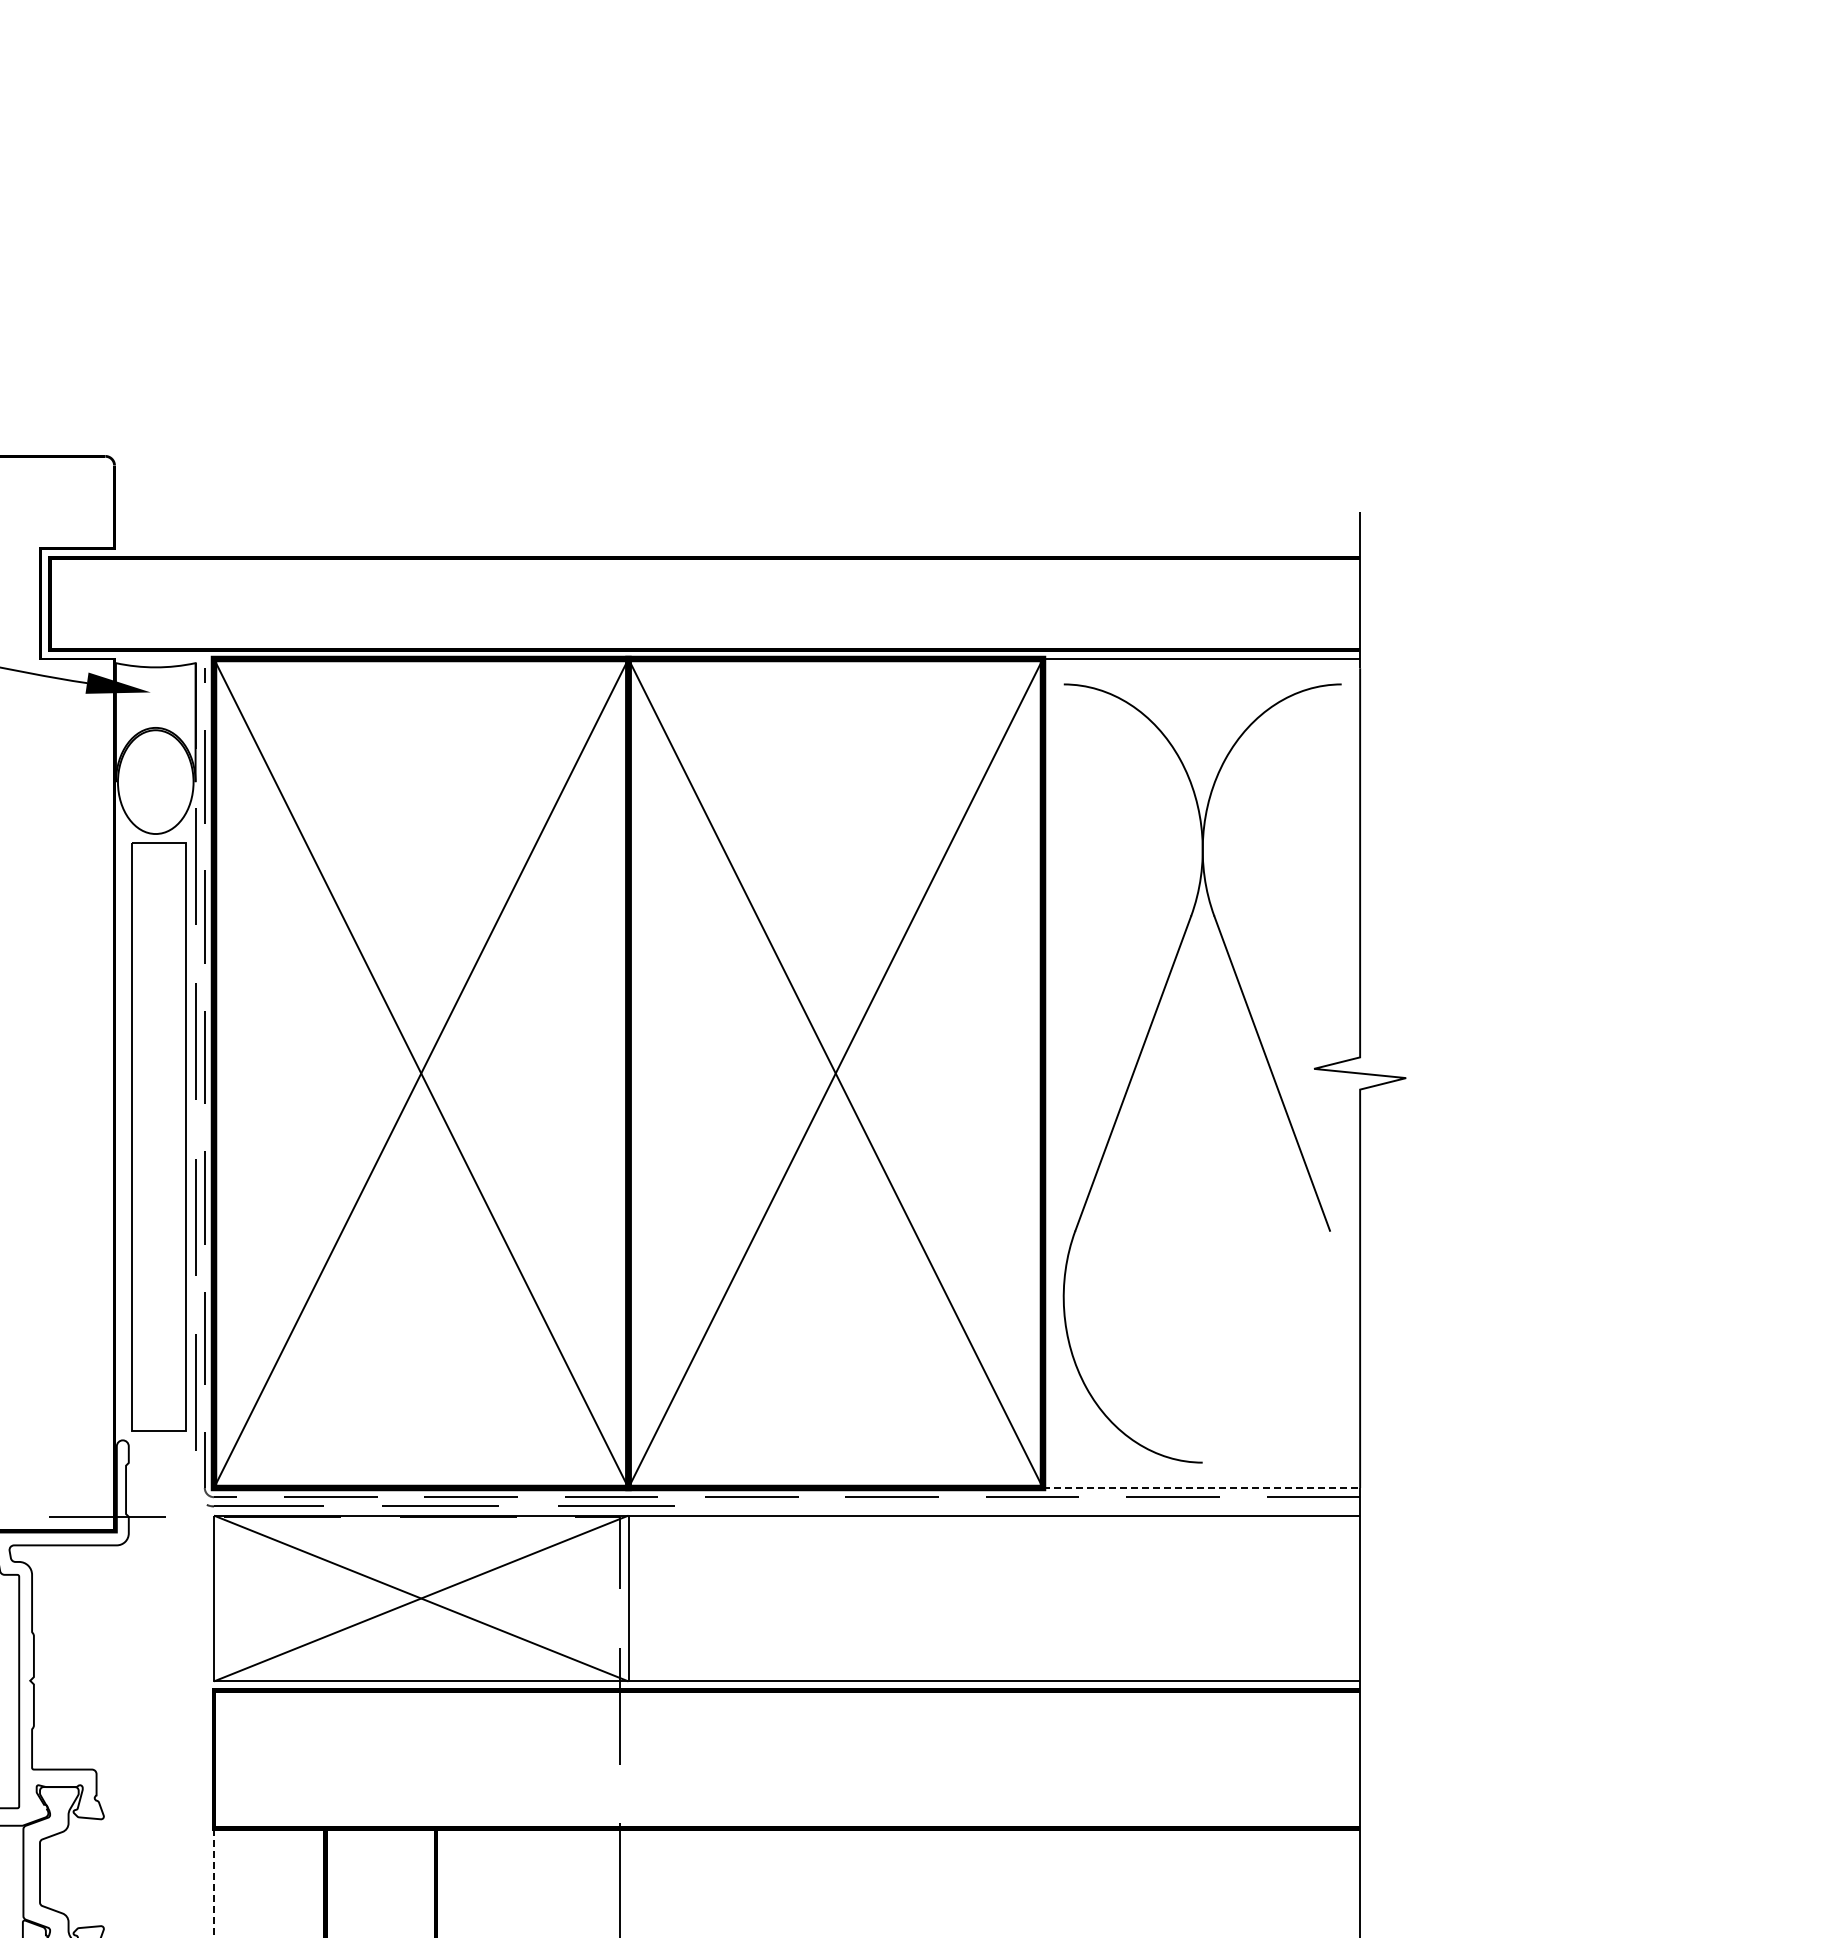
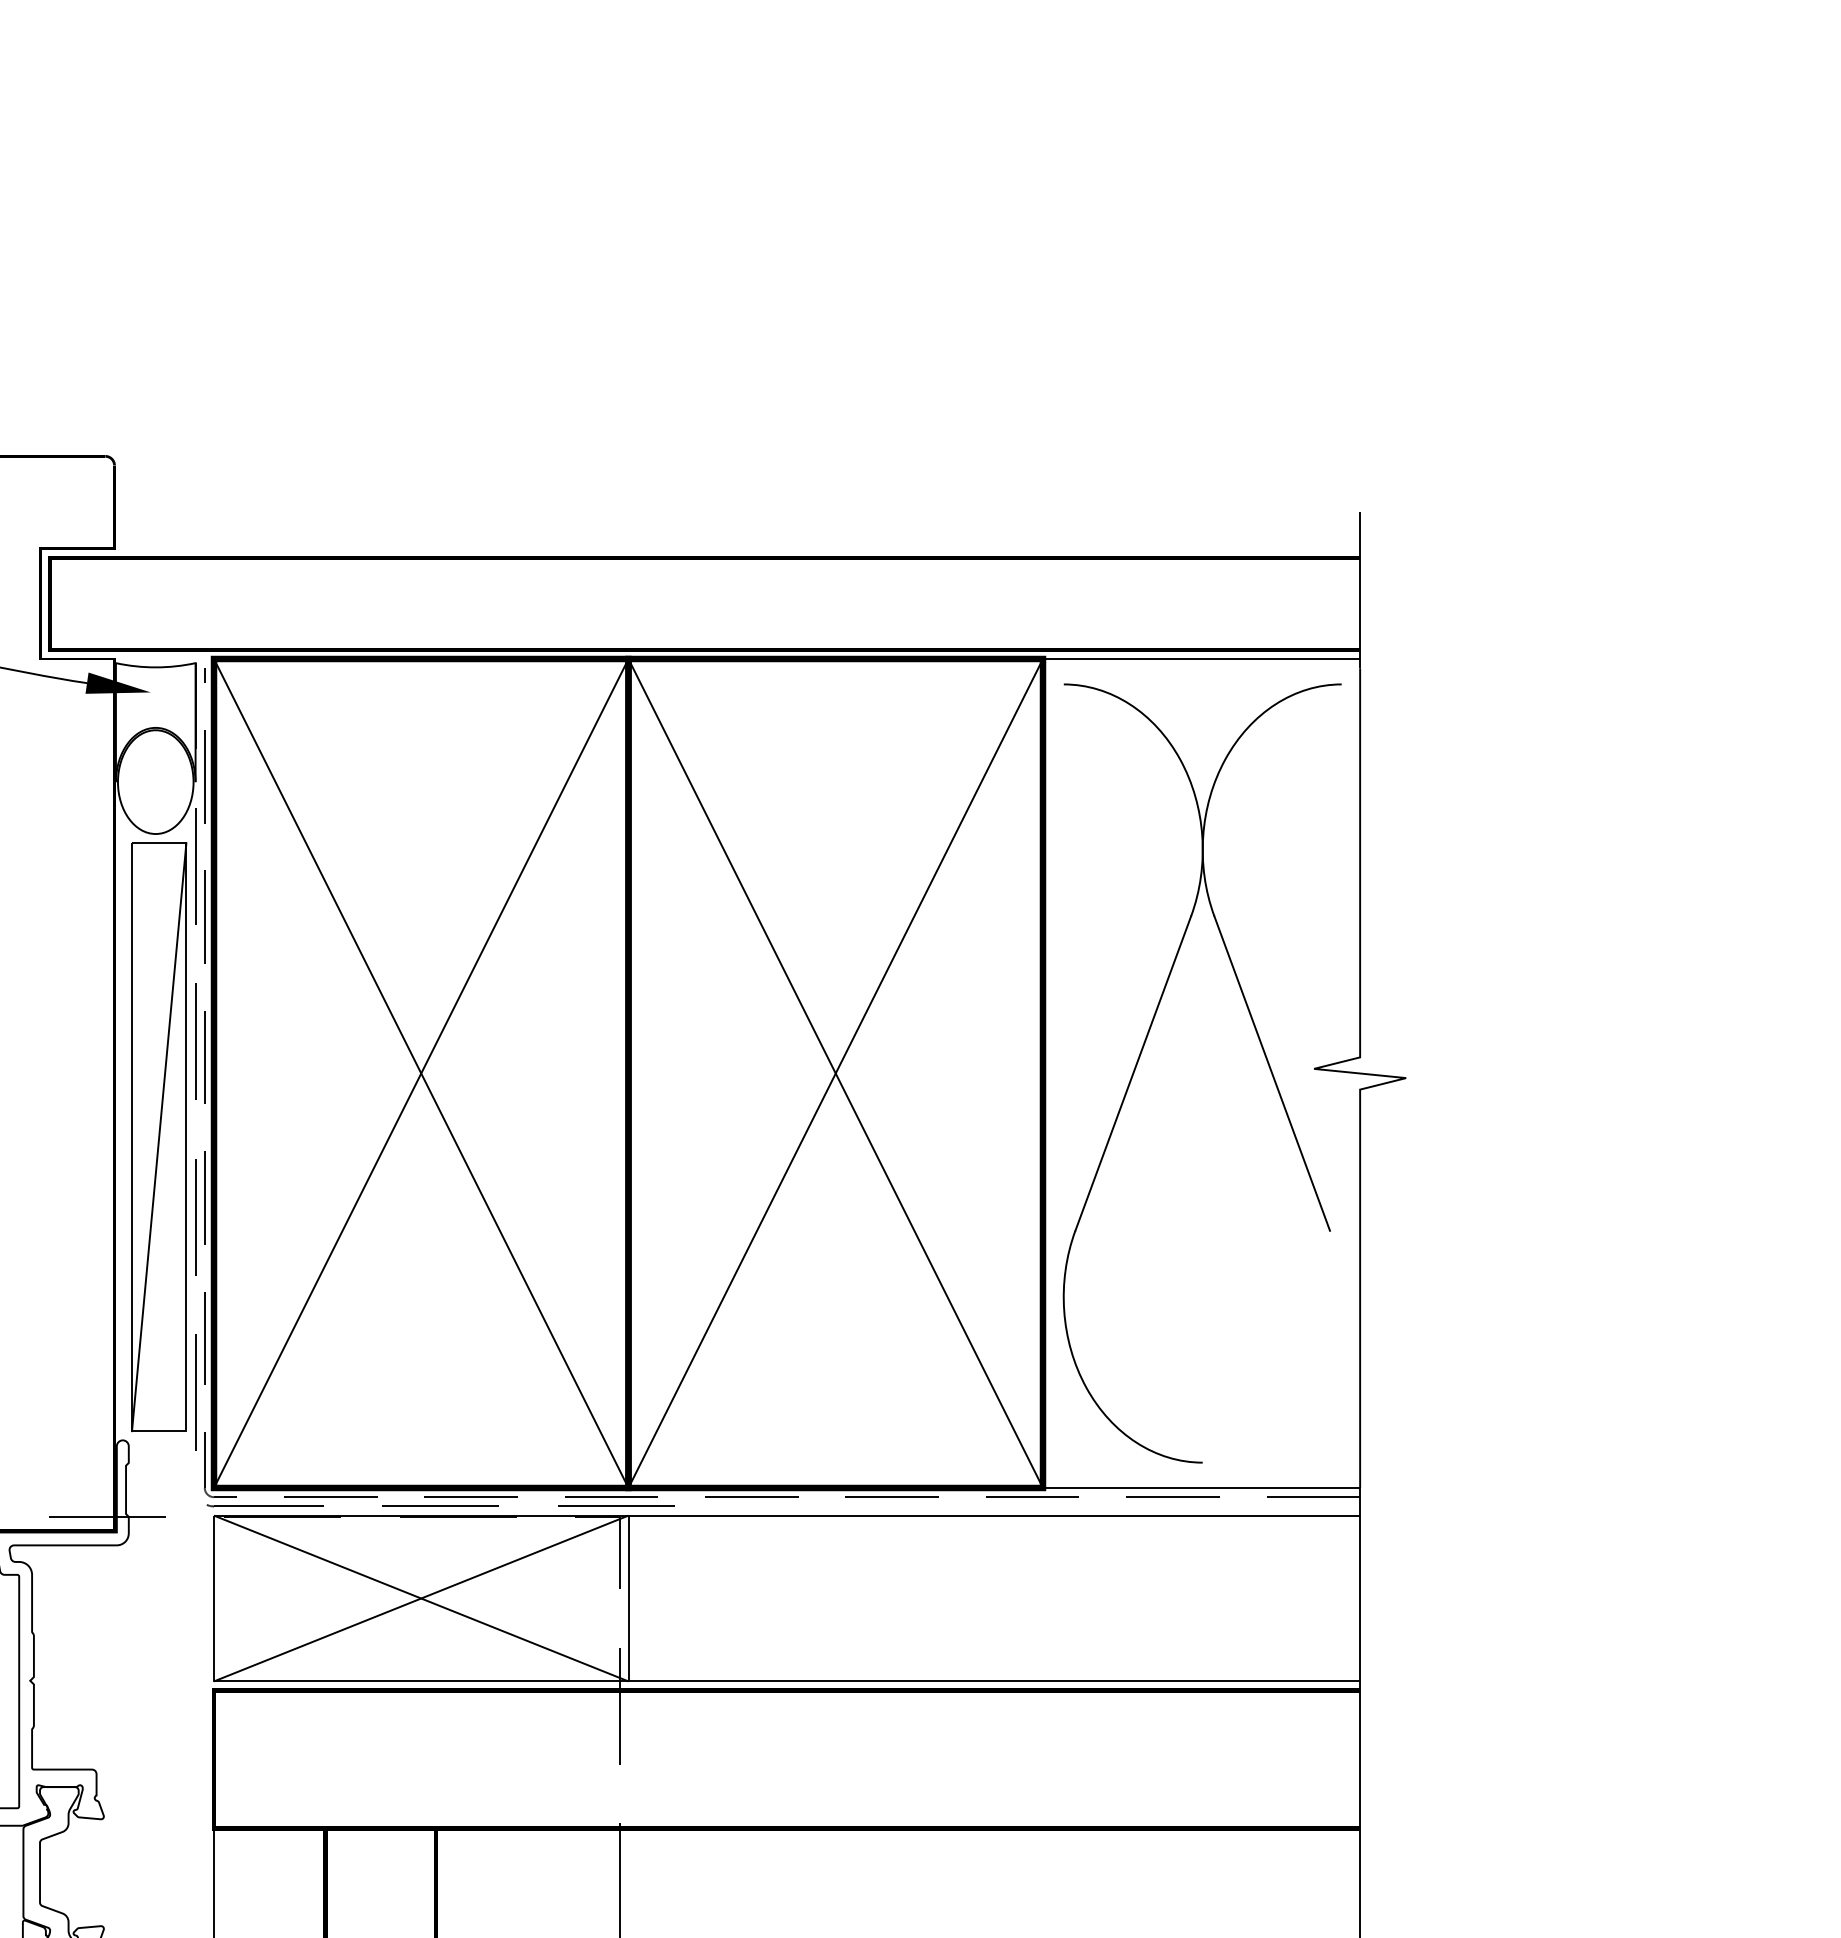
line: none -> present (159, 1137)
line: dashed -> solid (1201, 1487)
line: dashed -> solid (214, 1883)
